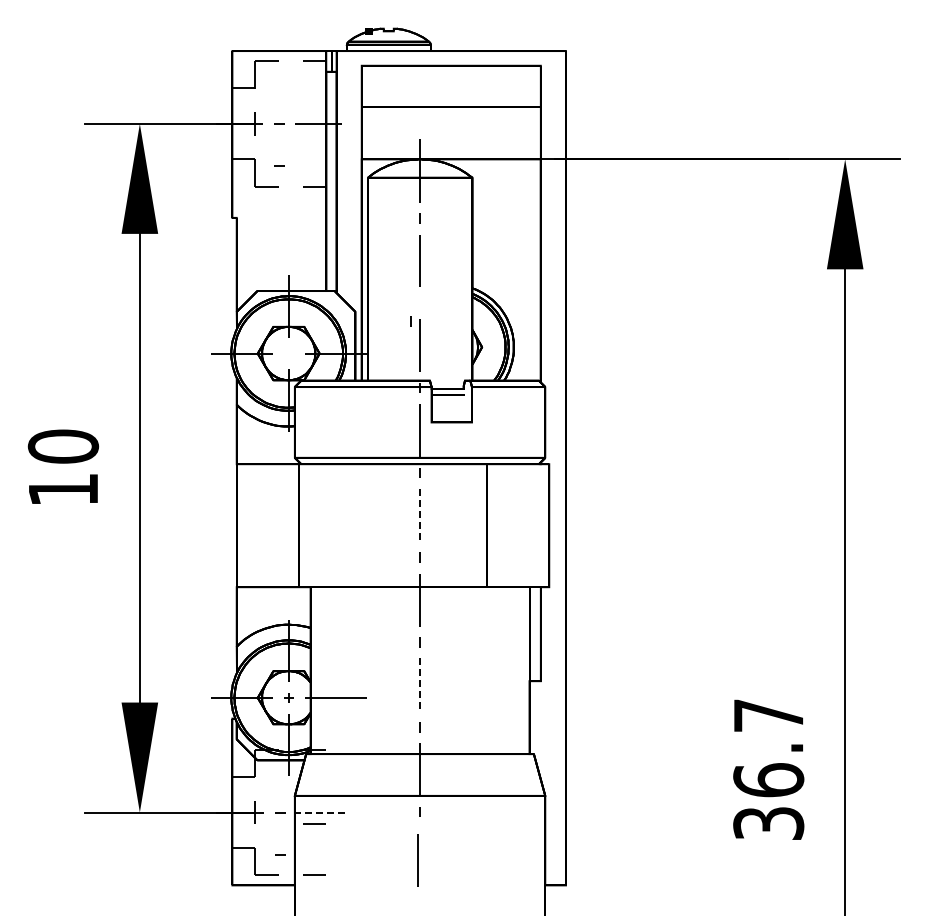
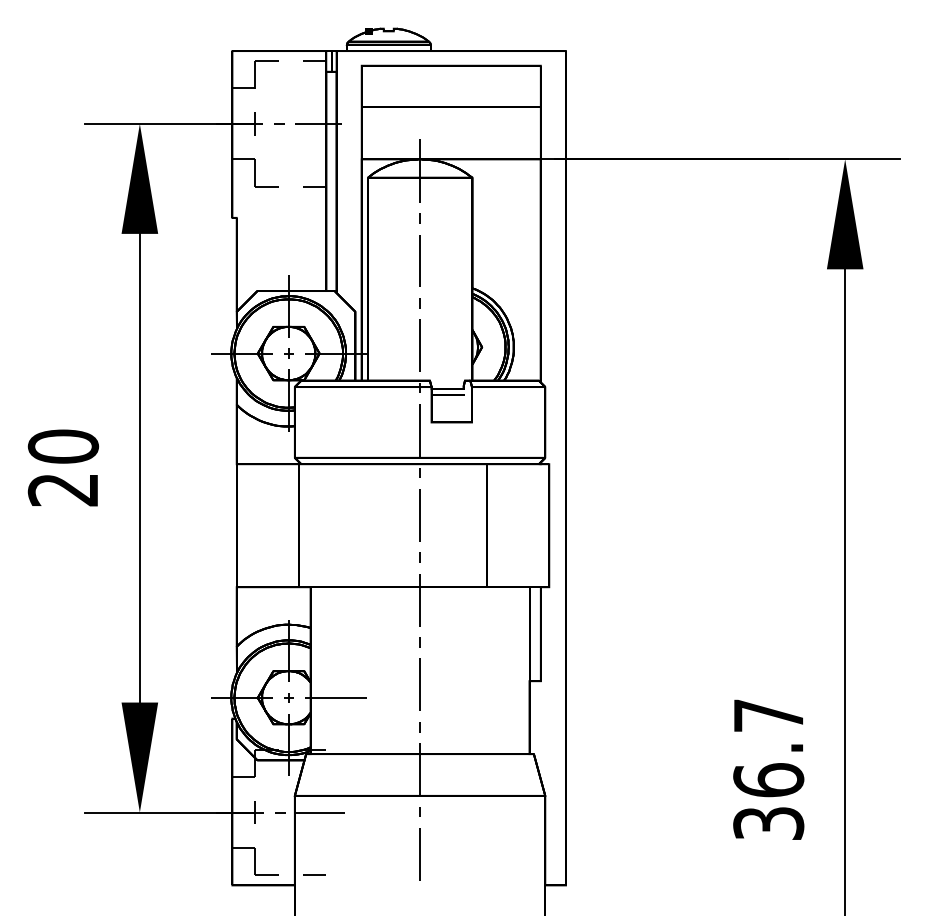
line: present -> none (279, 165)
line position: (410, 321) -> (419, 303) (419, 303)
part: none -> present (288, 353)
text: 10 -> 20 (62, 490)
line: dashed -> solid (420, 515)
line: dashed -> solid (420, 685)
line: dashed -> solid (319, 812)
line: present -> none (314, 823)
line: present -> none (280, 854)
line position: (417, 860) -> (419, 854) (419, 854)
